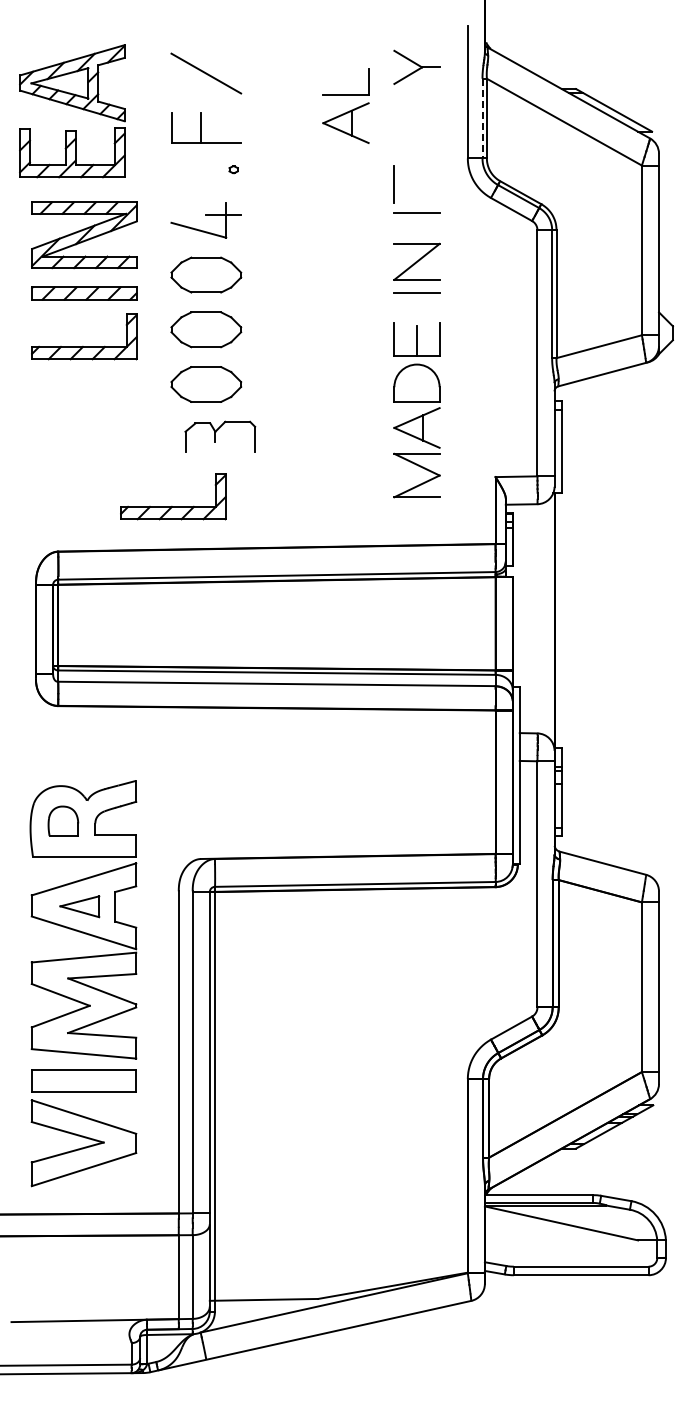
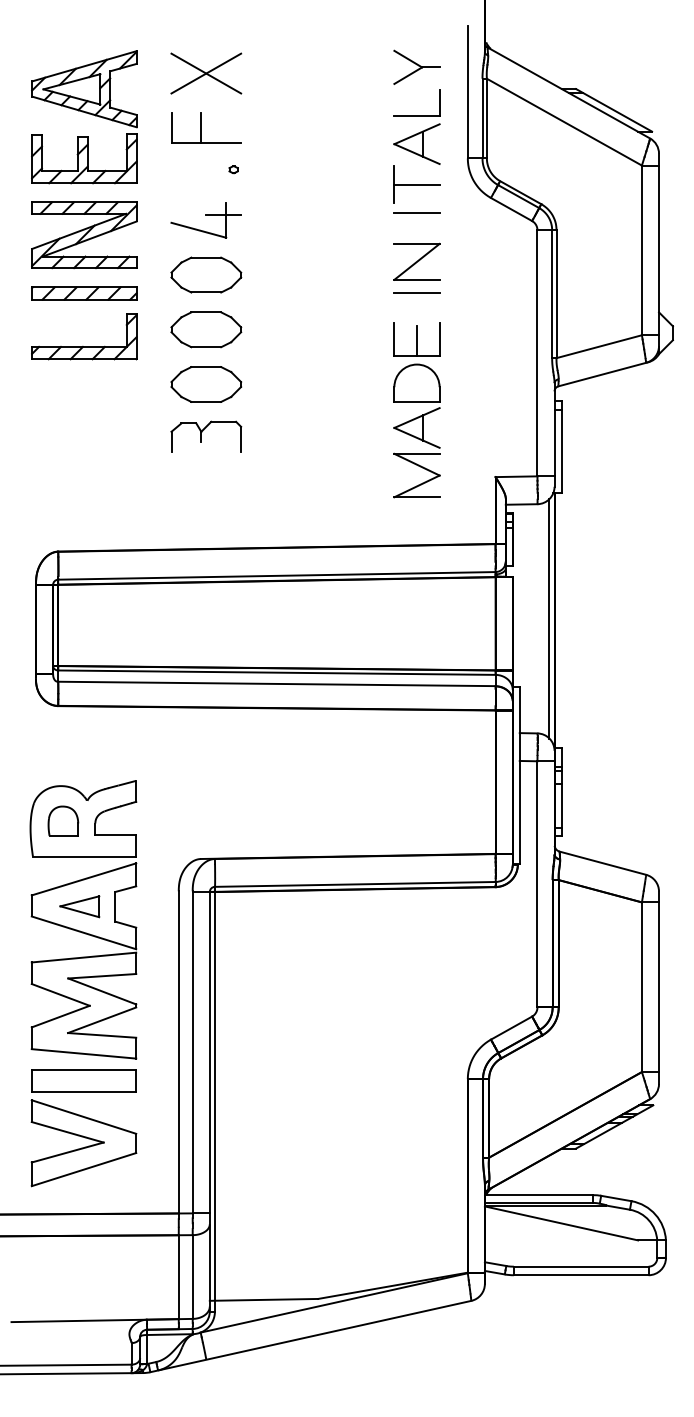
line: none -> present (206, 73)
part position: (72, 111) -> (84, 117) (84, 117)
part position: (347, 111) -> (418, 132) (418, 132)
line: dashed -> solid (482, 118)
line: none -> present (416, 184)
part position: (220, 436) -> (206, 436) (206, 436)
part: present -> none (173, 506)
line: none -> present (549, 618)
